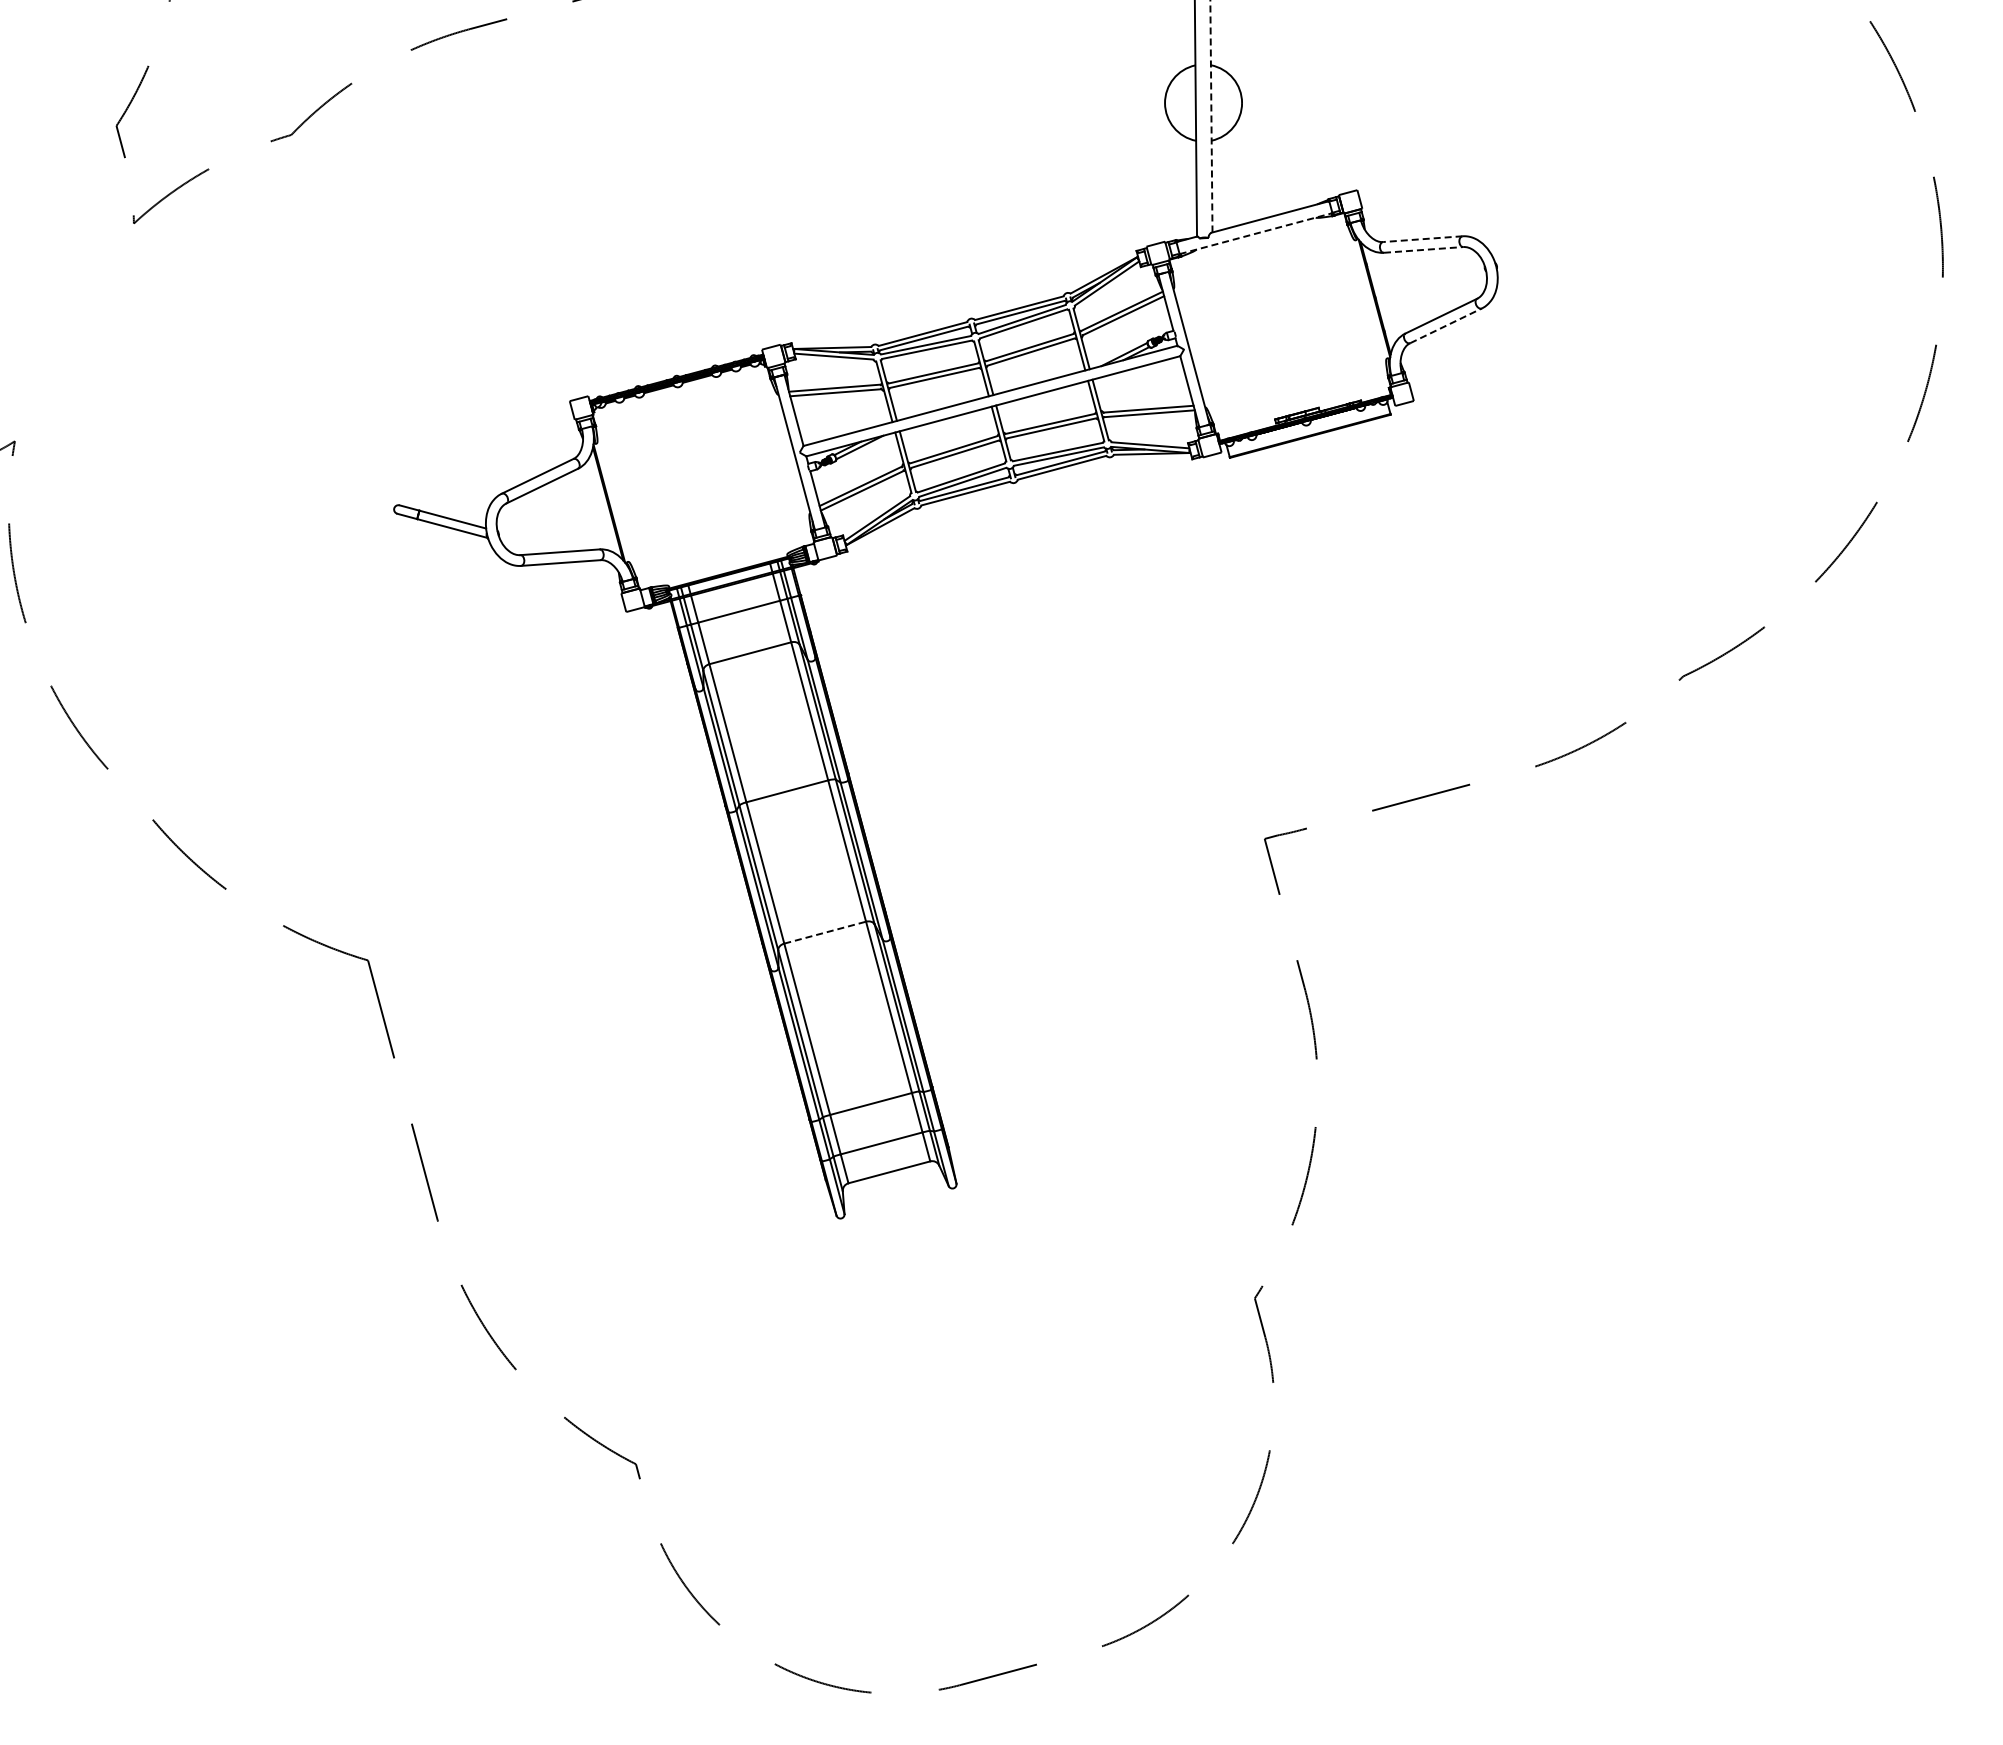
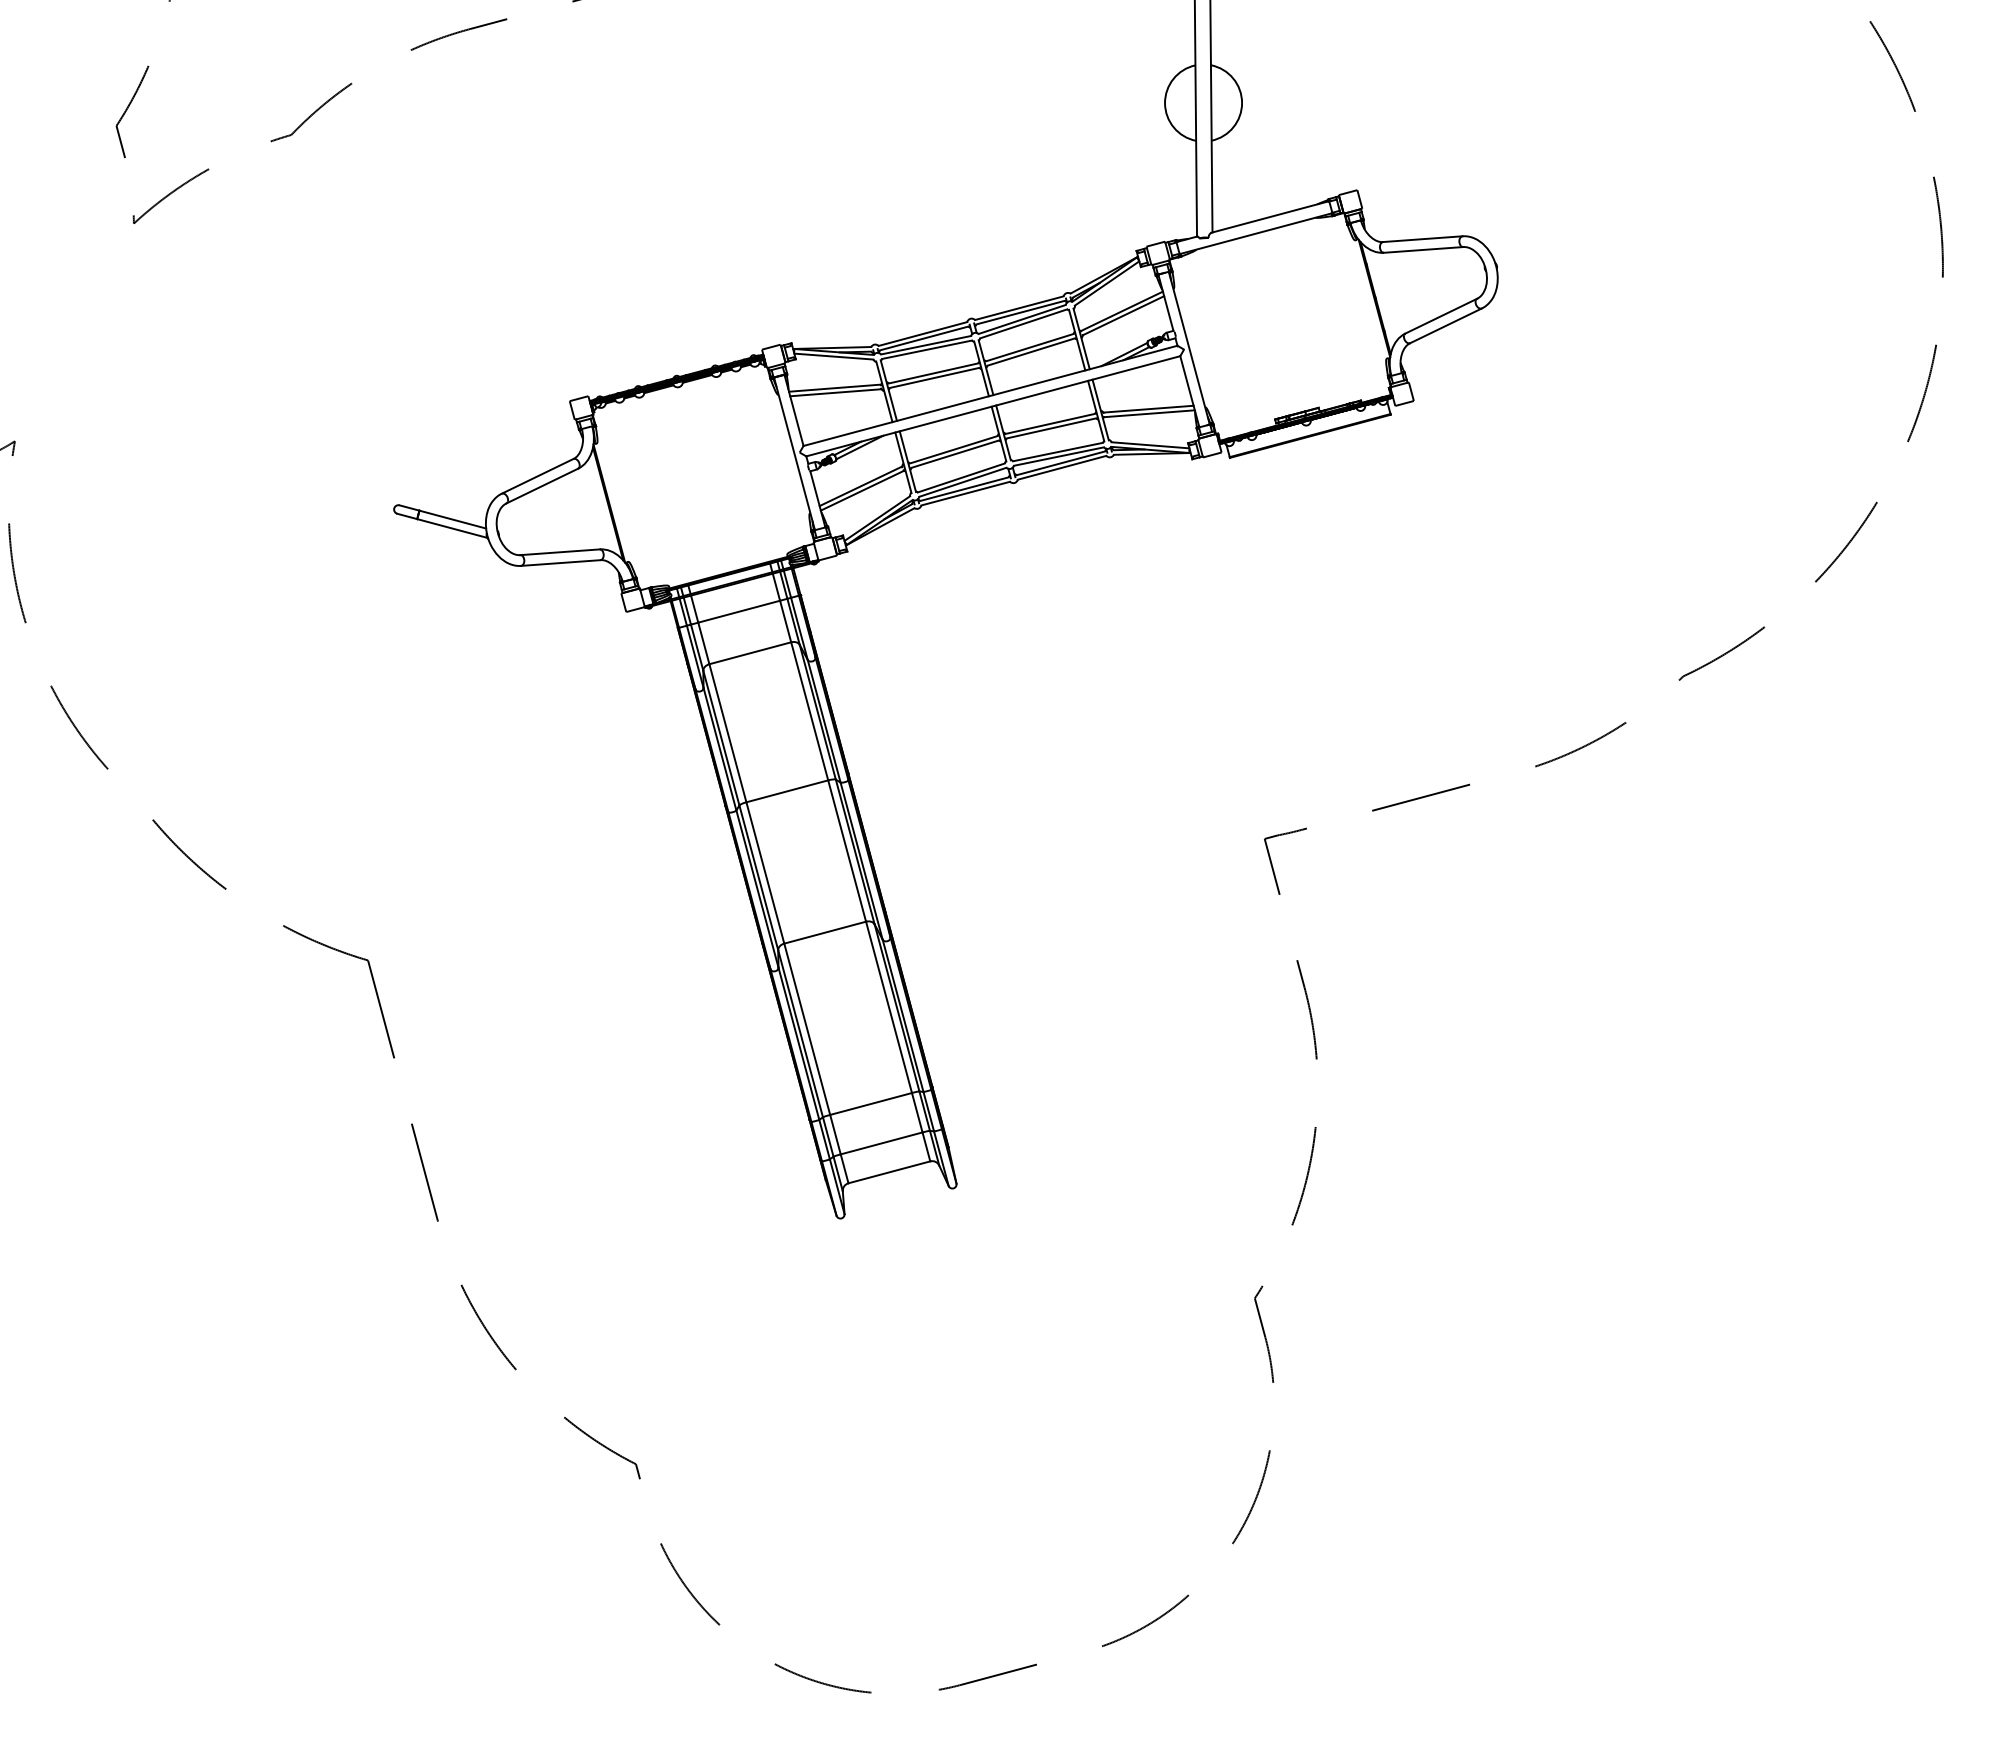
line: dashed -> solid (1211, 116)
line: dashed -> solid (1256, 233)
line: dashed -> solid (1422, 239)
line: dashed -> solid (1423, 249)
line: dashed -> solid (1446, 325)
line: dashed -> solid (825, 932)
